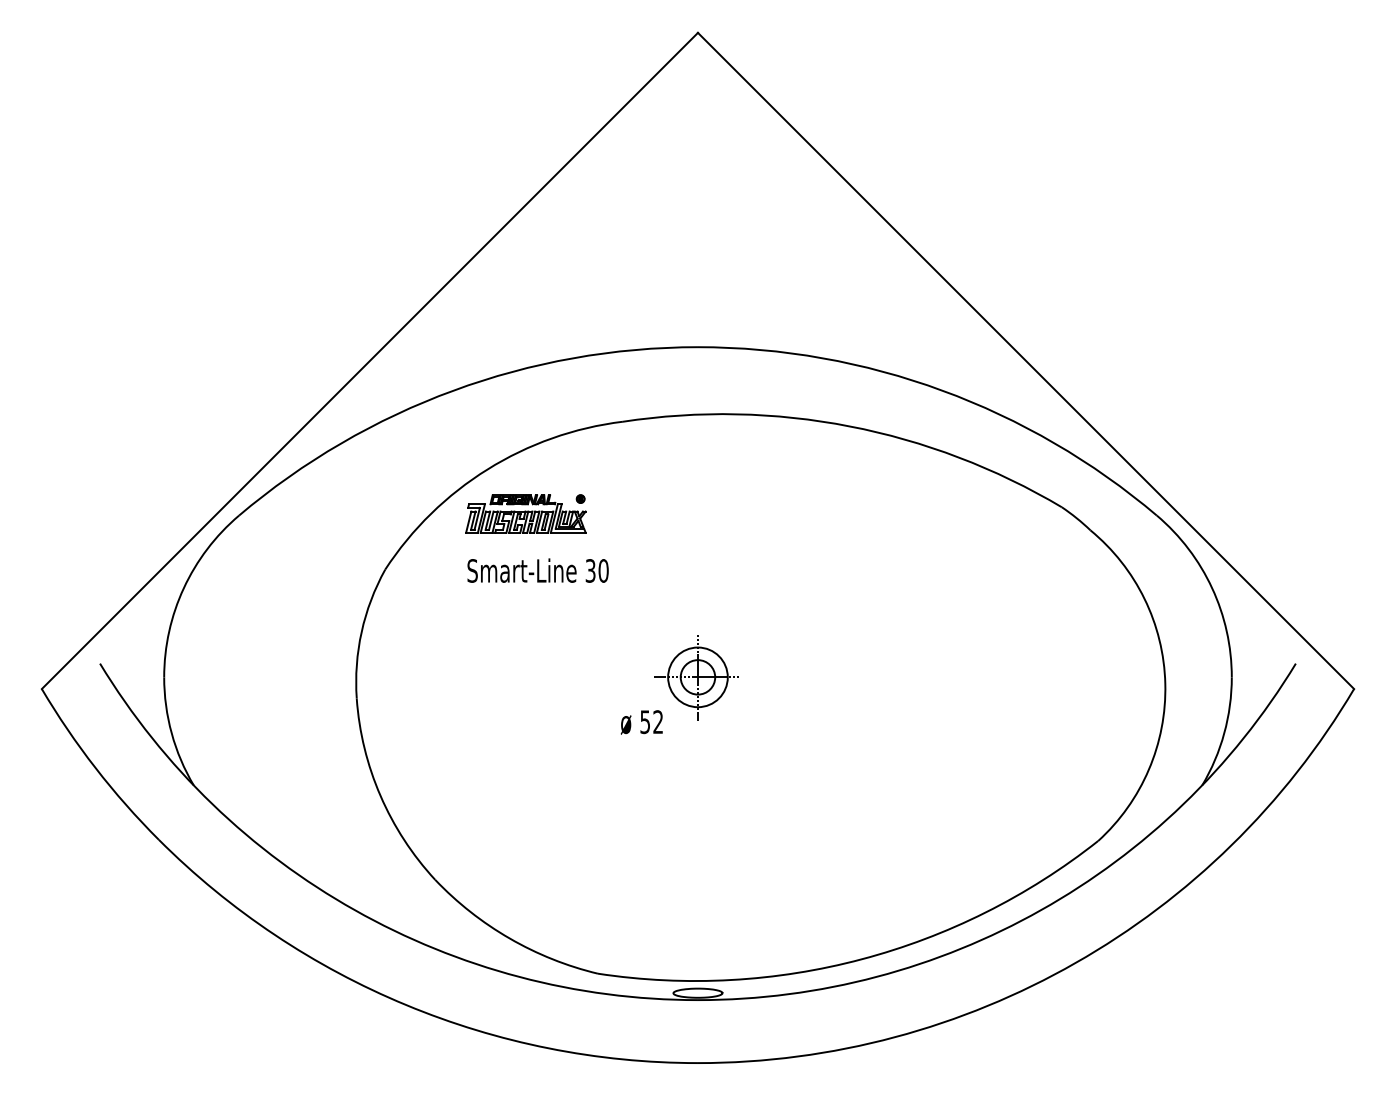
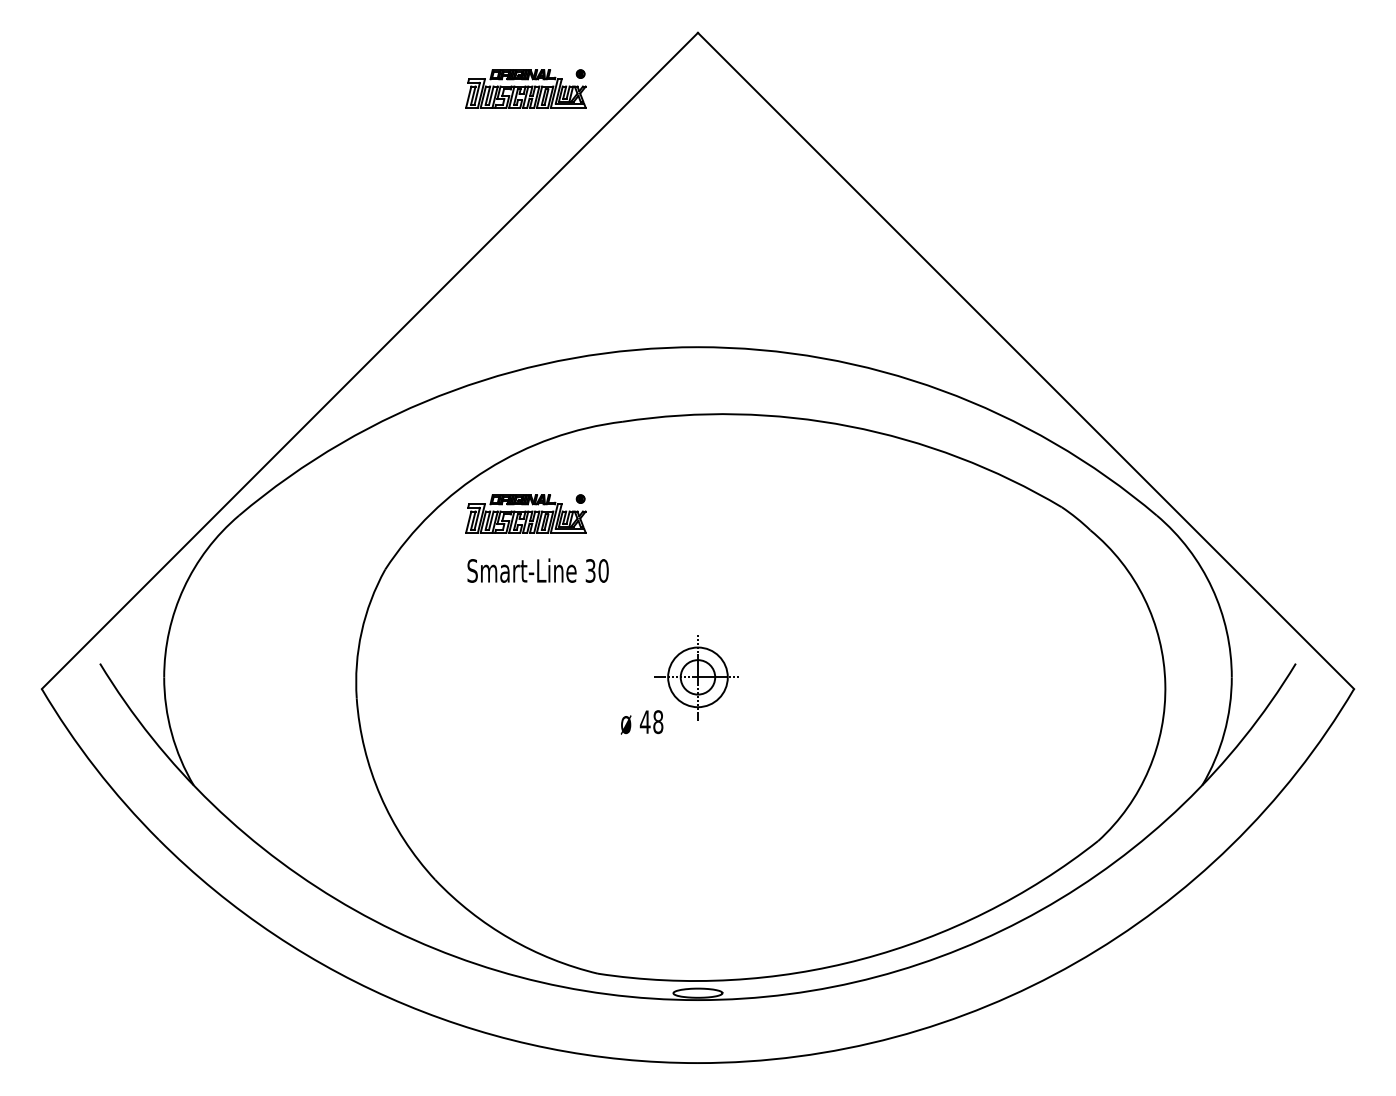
part: none -> present (525, 88)
text: 52 -> 48 (651, 722)
